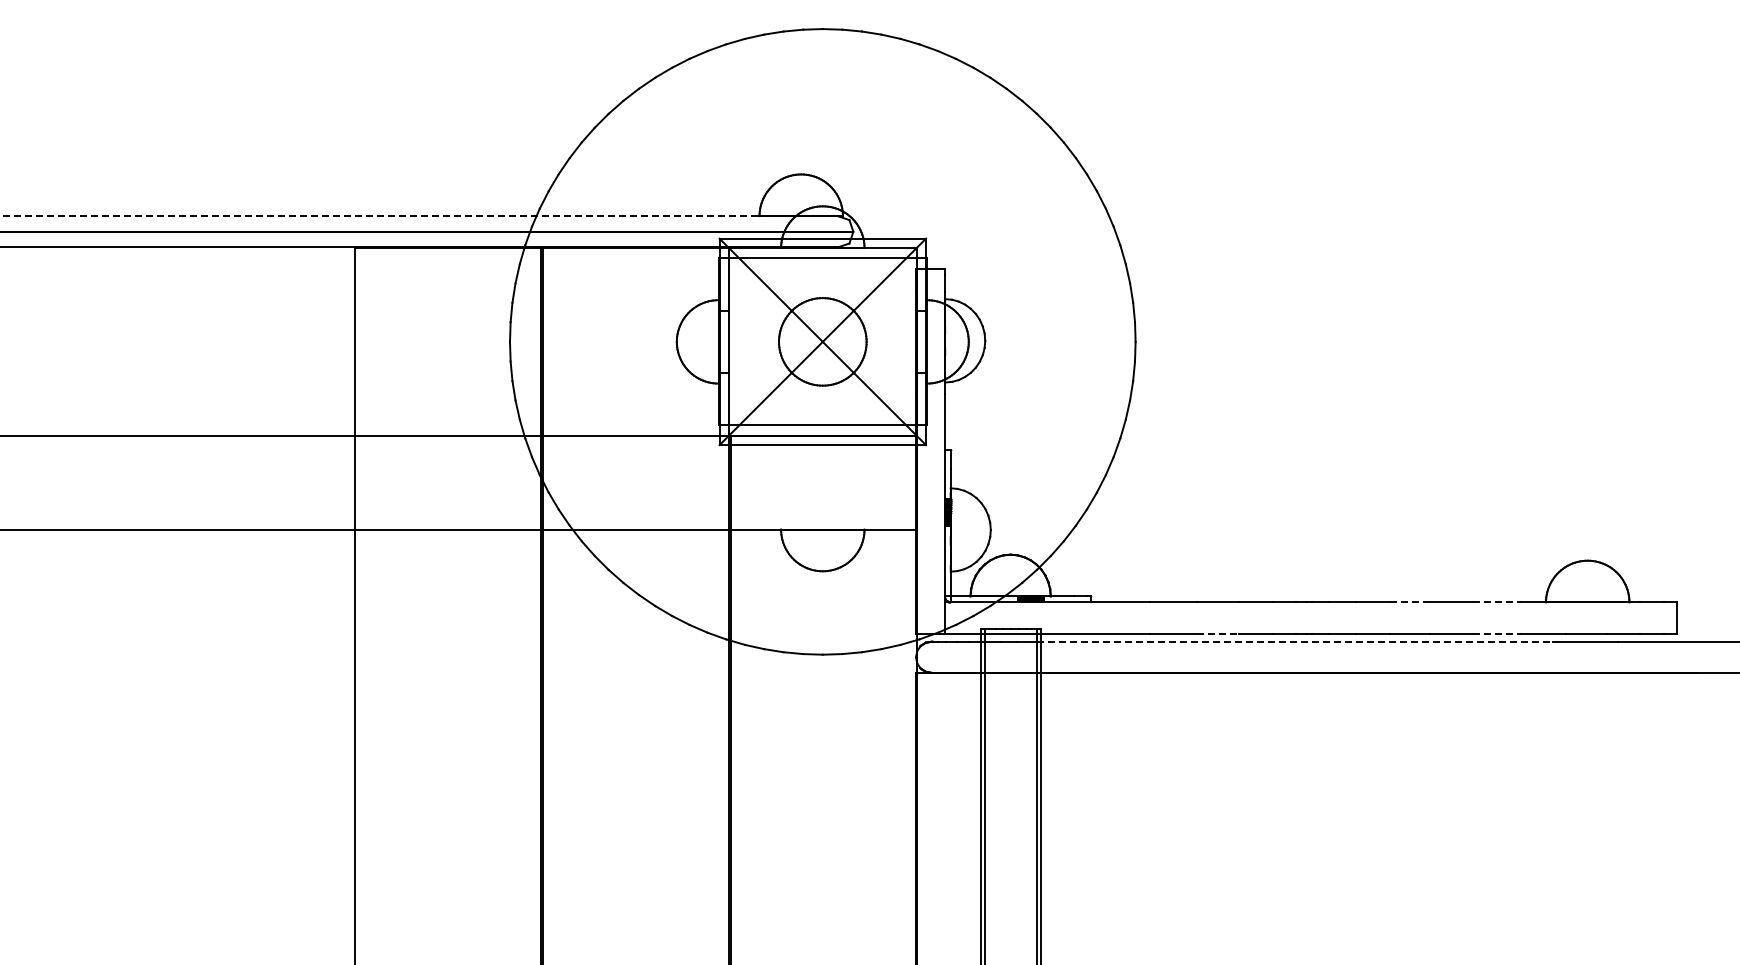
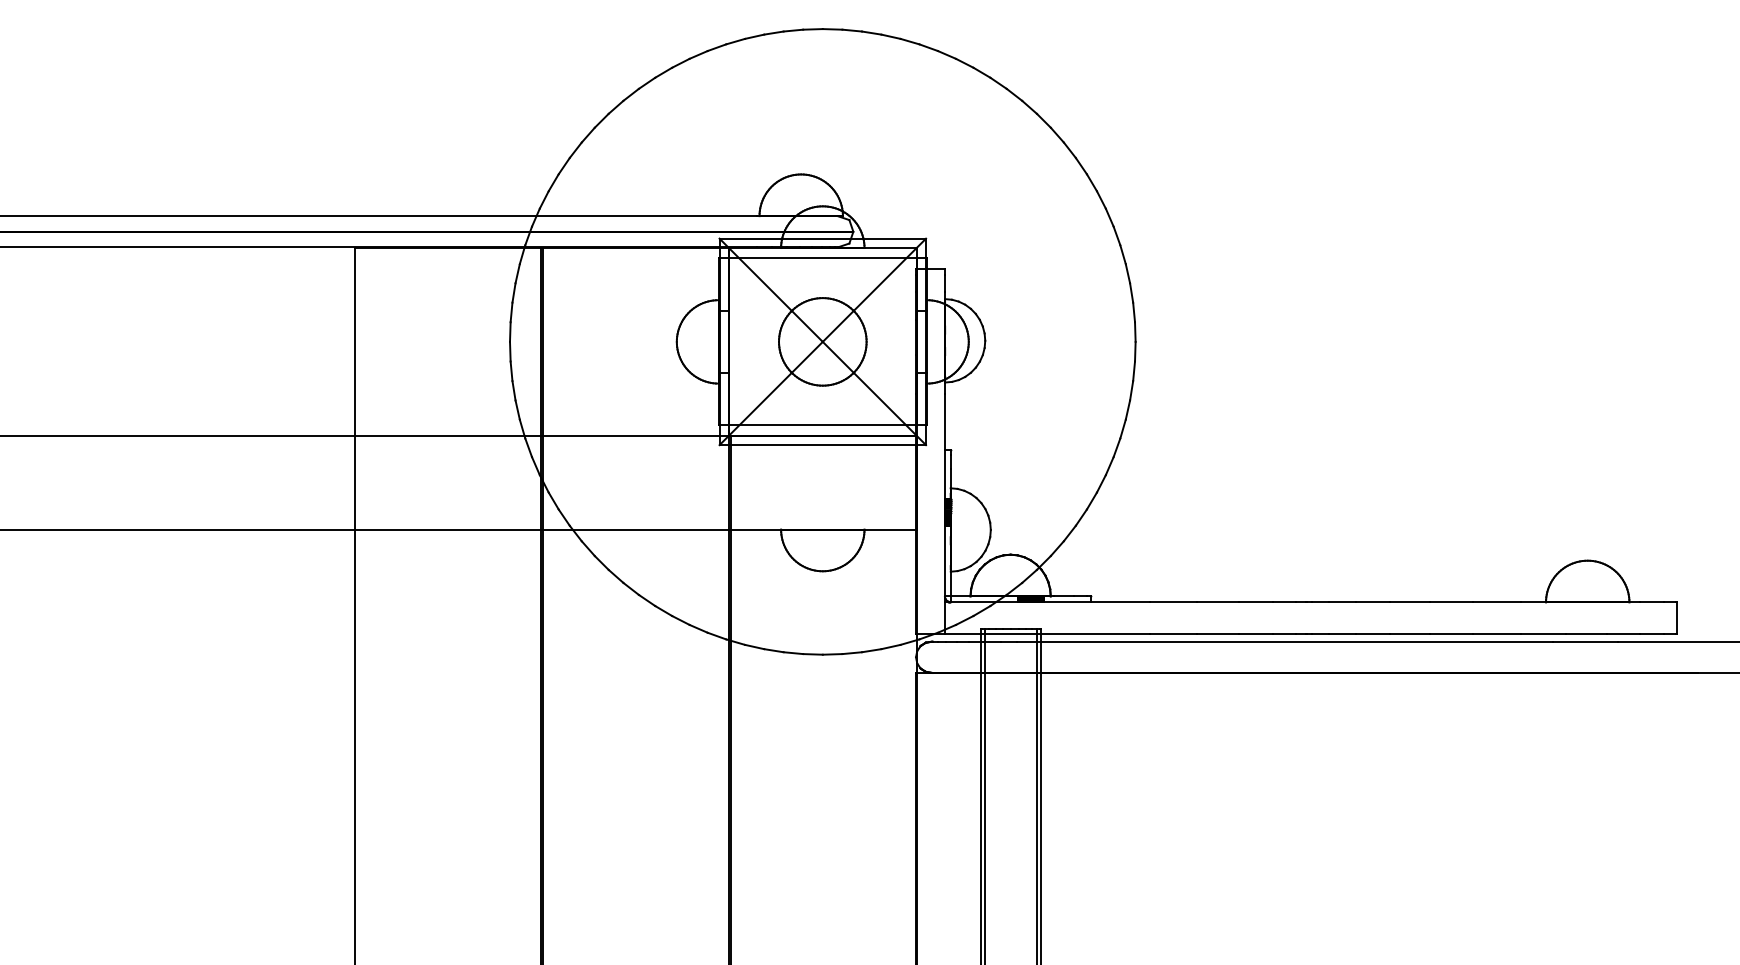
line: dashed -> solid (378, 216)
line: dashed -> solid (1410, 602)
line: dashed -> solid (1496, 602)
line: dashed -> solid (1217, 633)
line: dashed -> solid (1496, 633)
line: dashed -> solid (1294, 641)
